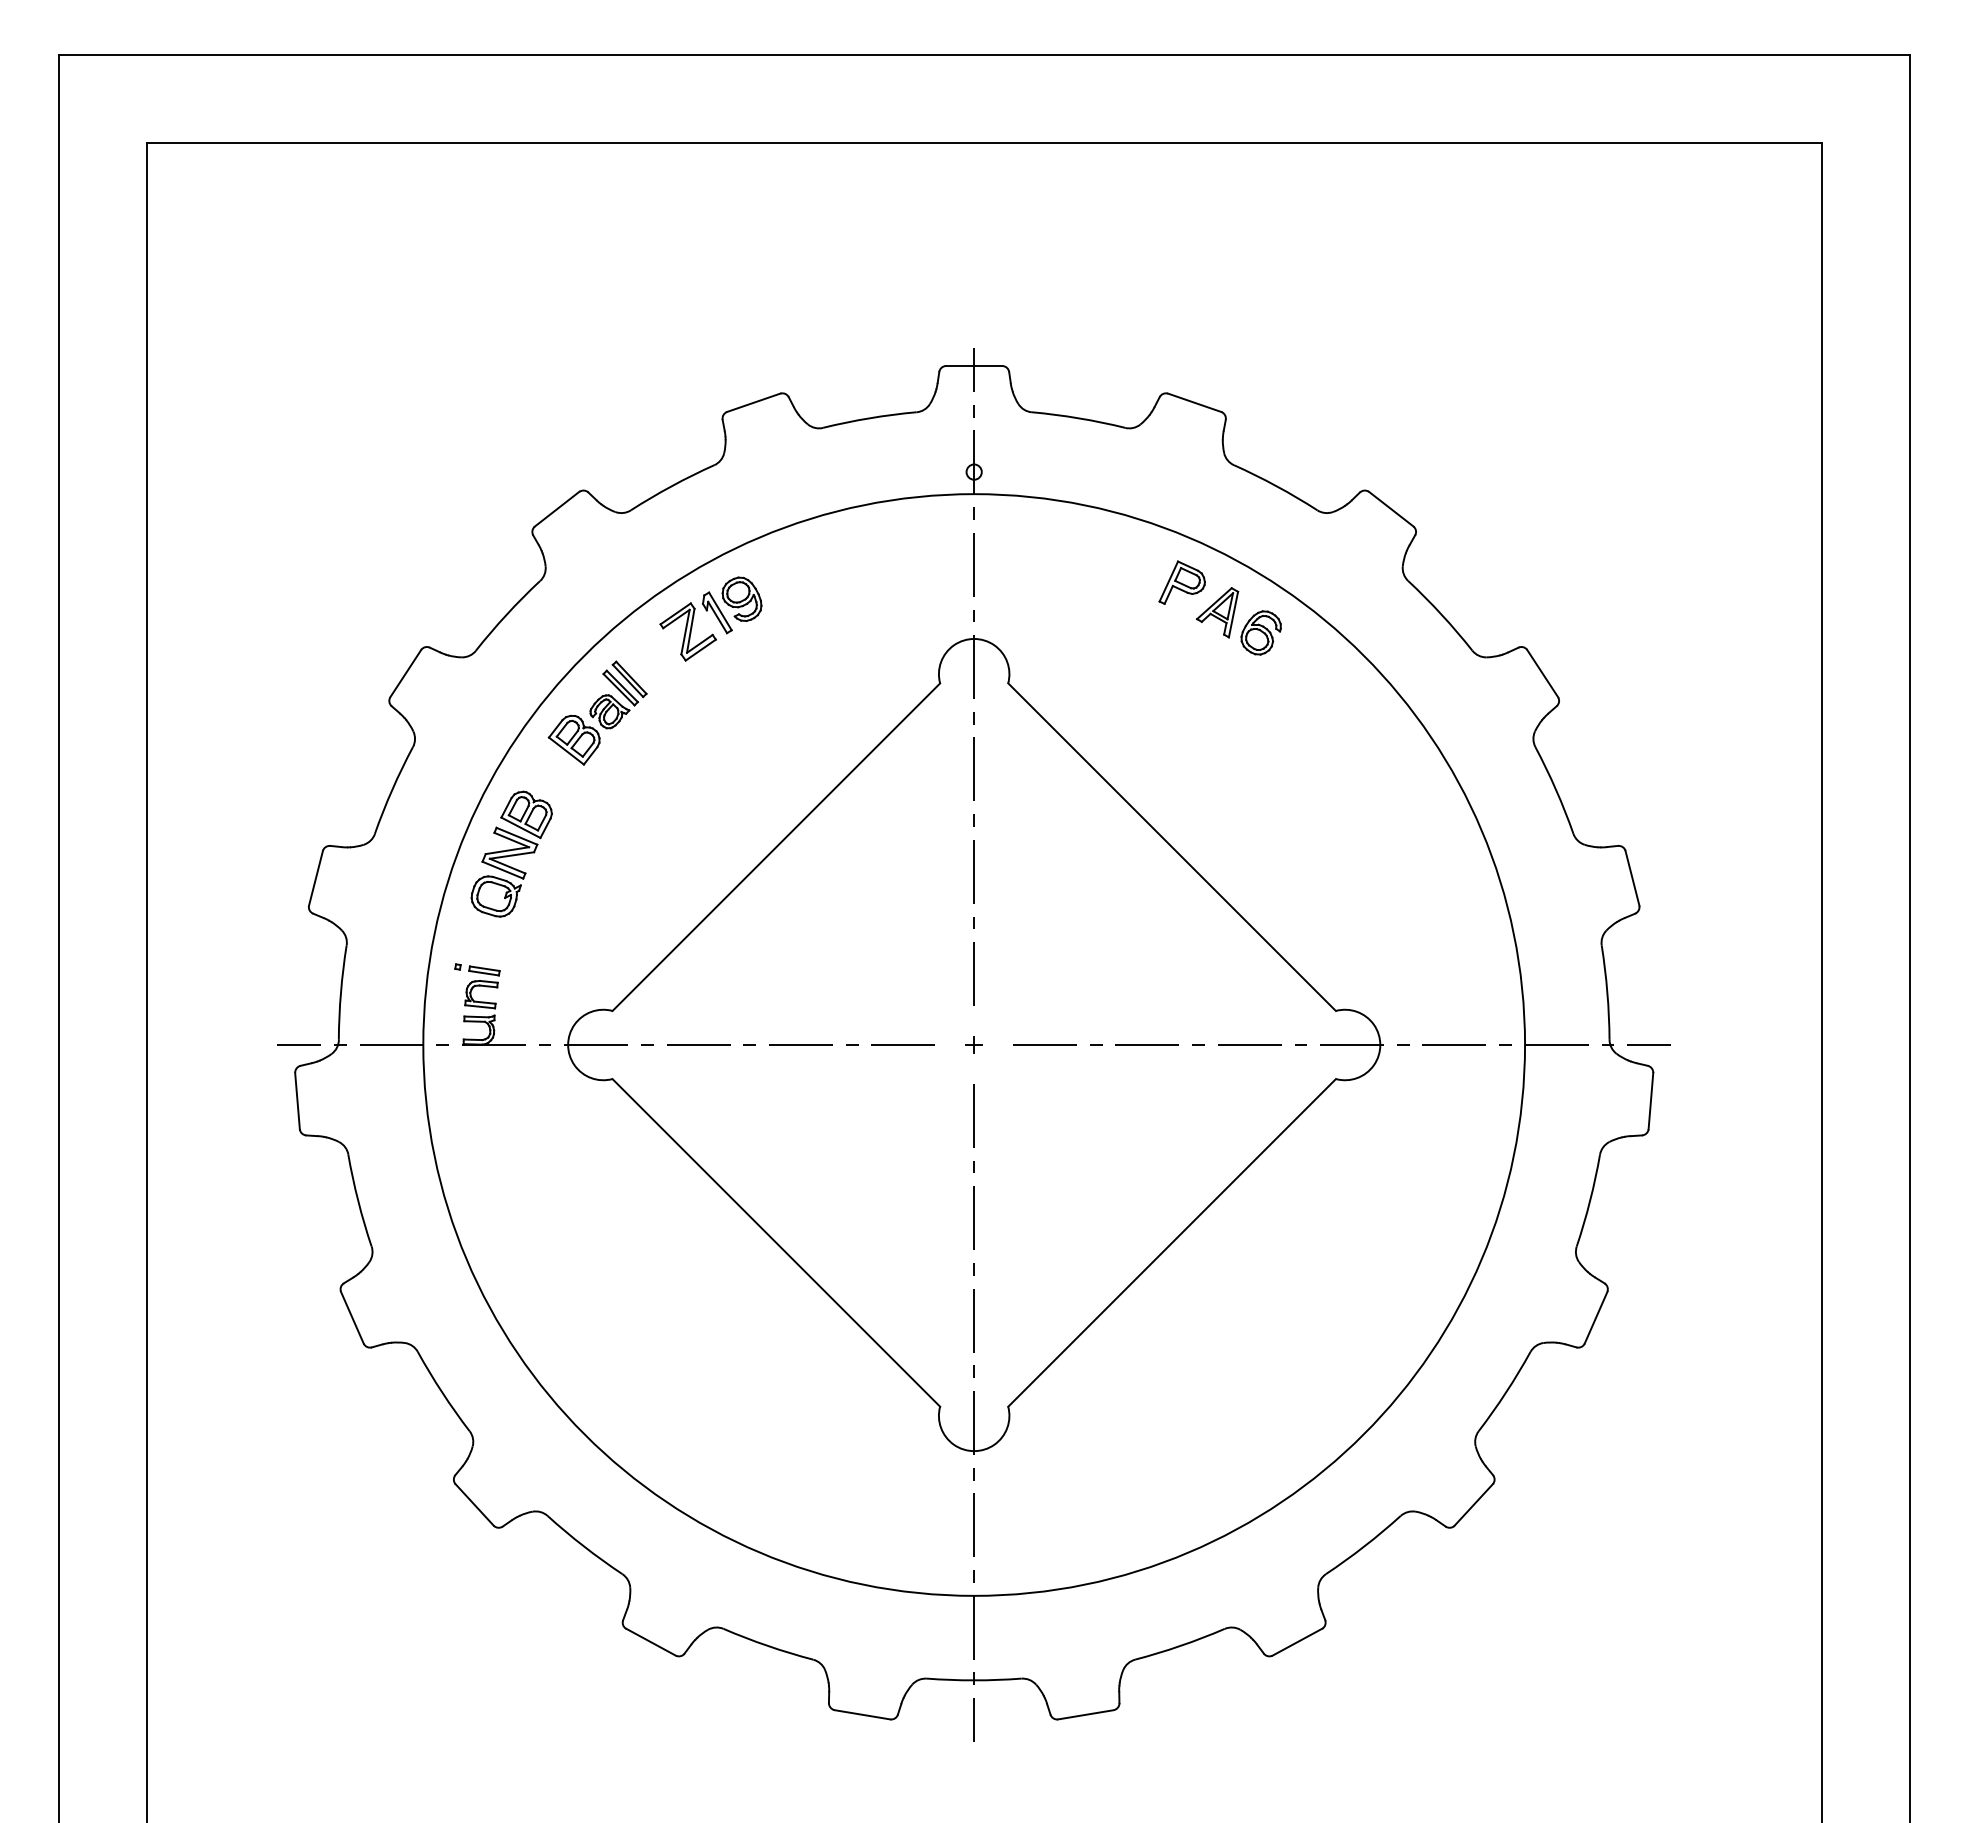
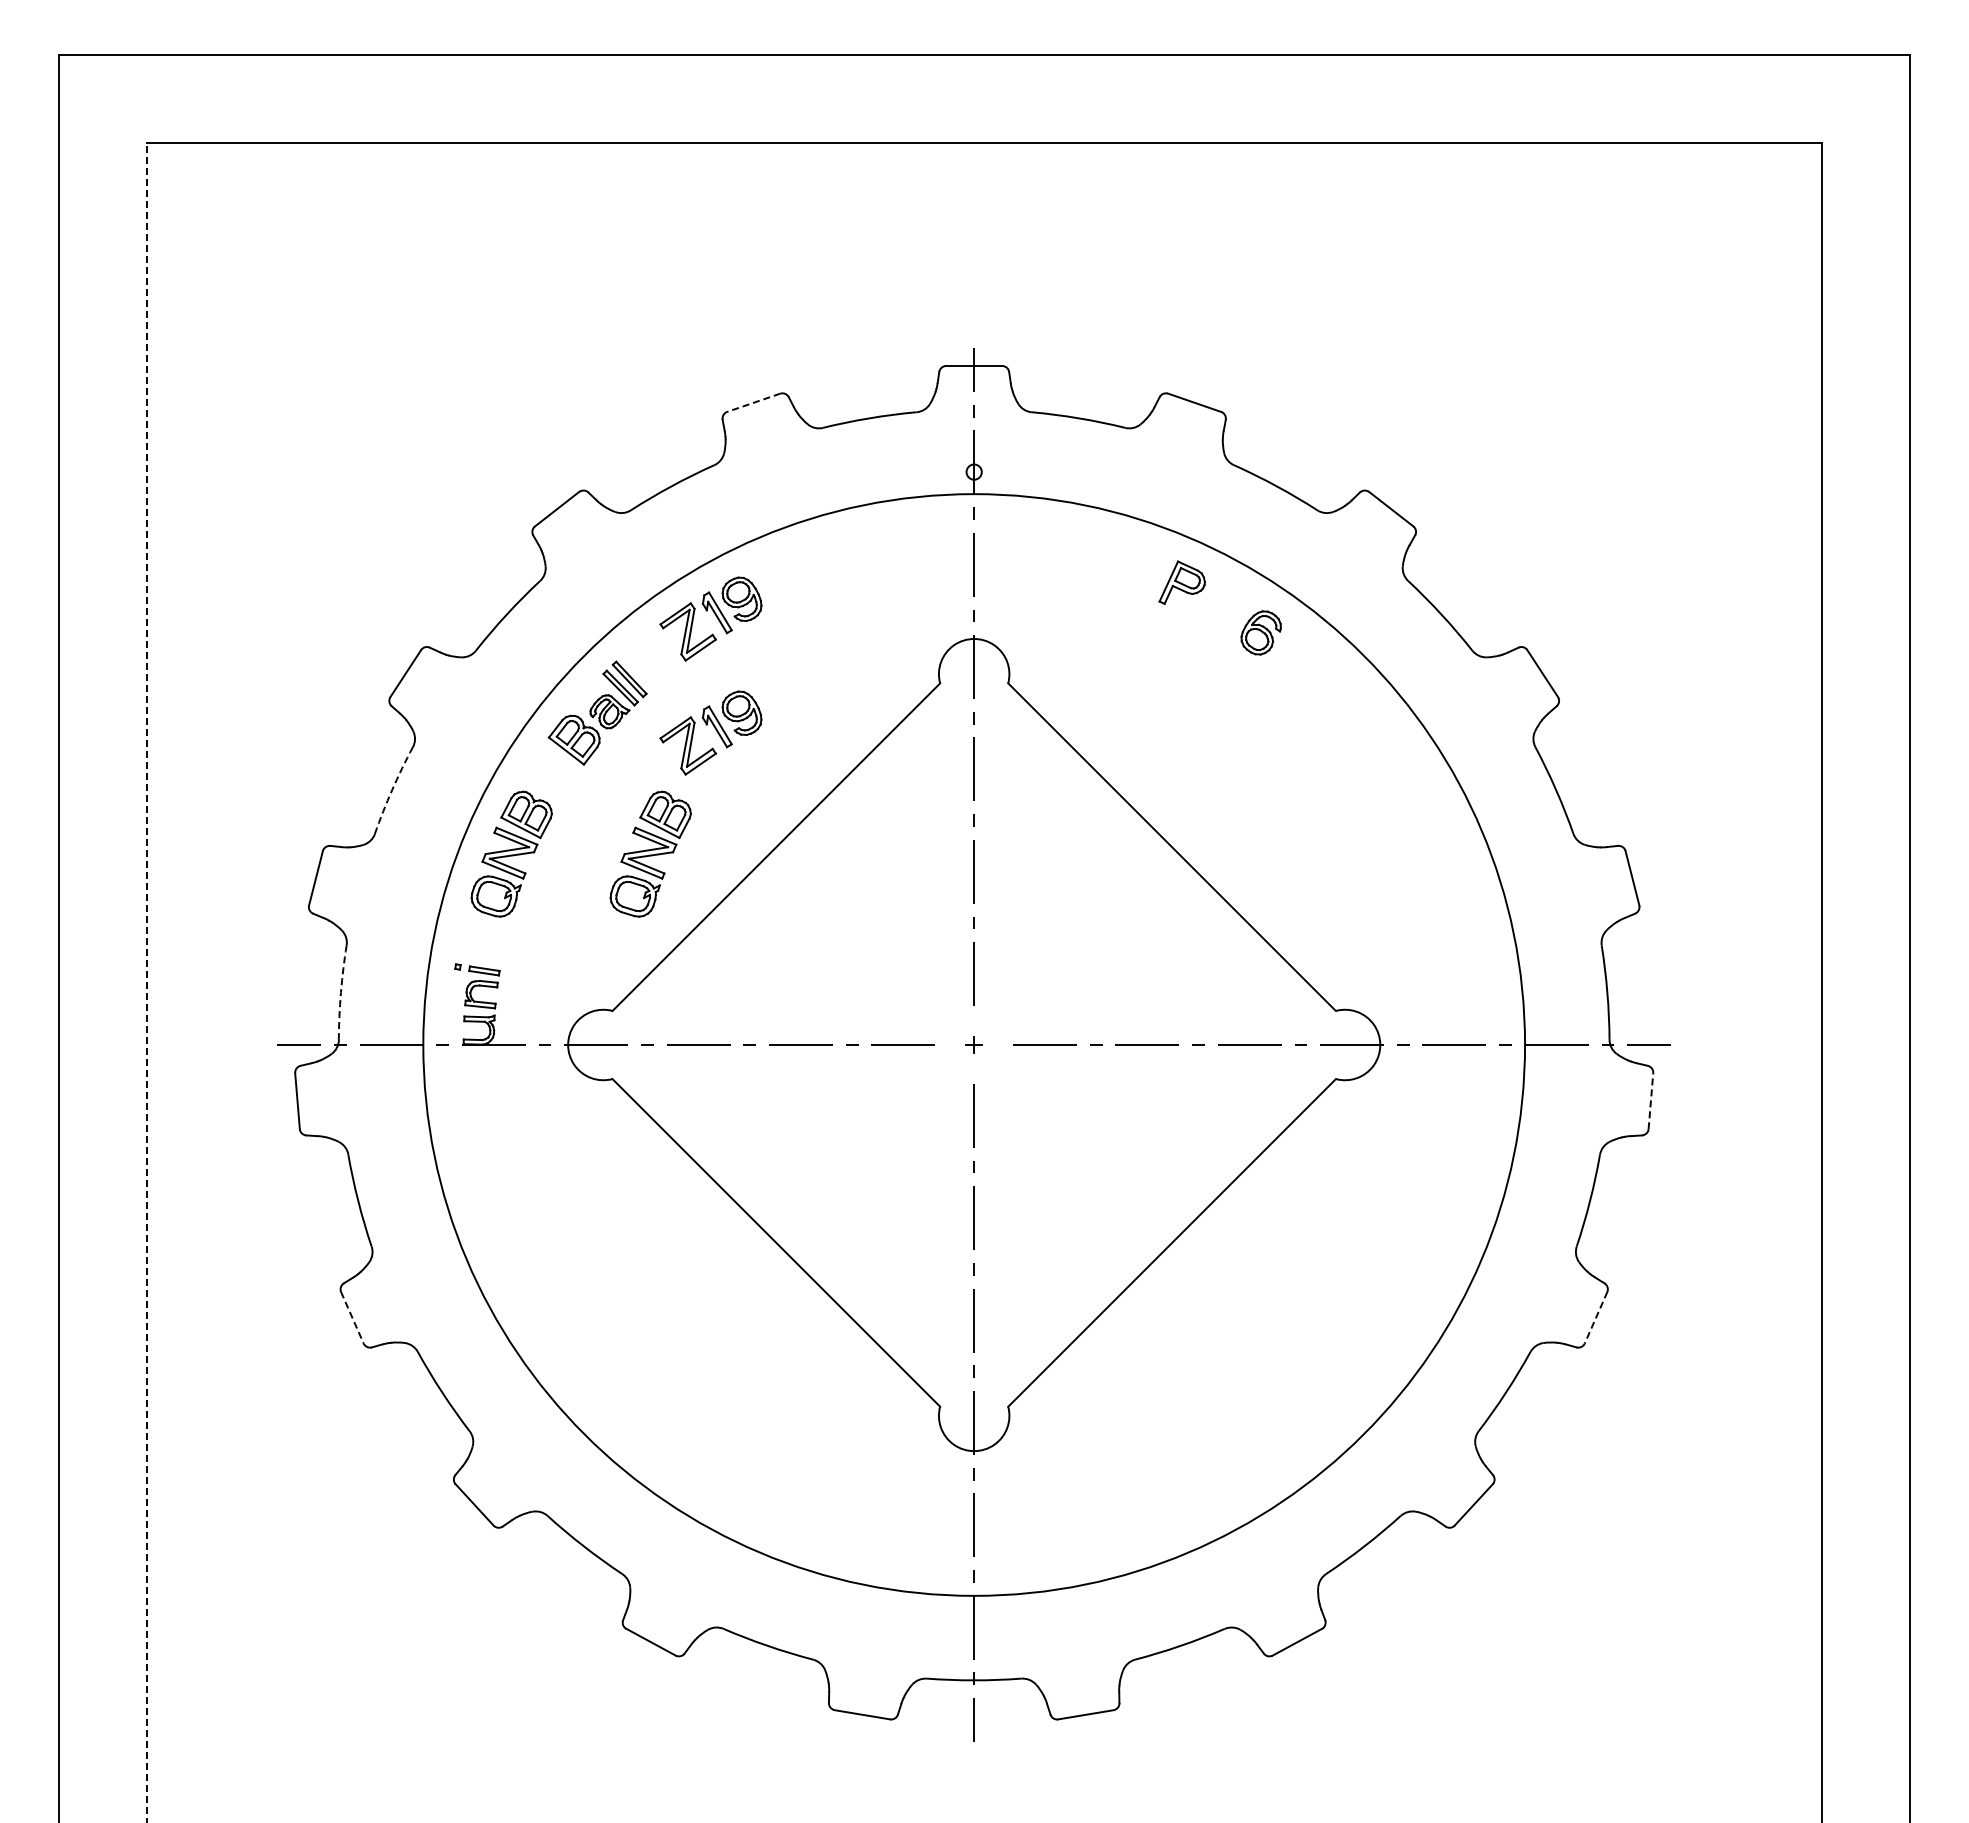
line: solid -> dashed (753, 402)
part: present -> none (1217, 612)
part: none -> present (710, 732)
arc: solid -> dashed (392, 789)
part: none -> present (650, 853)
line: solid -> dashed (147, 982)
arc: solid -> dashed (340, 992)
line: solid -> dashed (1650, 1100)
line: solid -> dashed (352, 1318)
line: solid -> dashed (1595, 1318)
